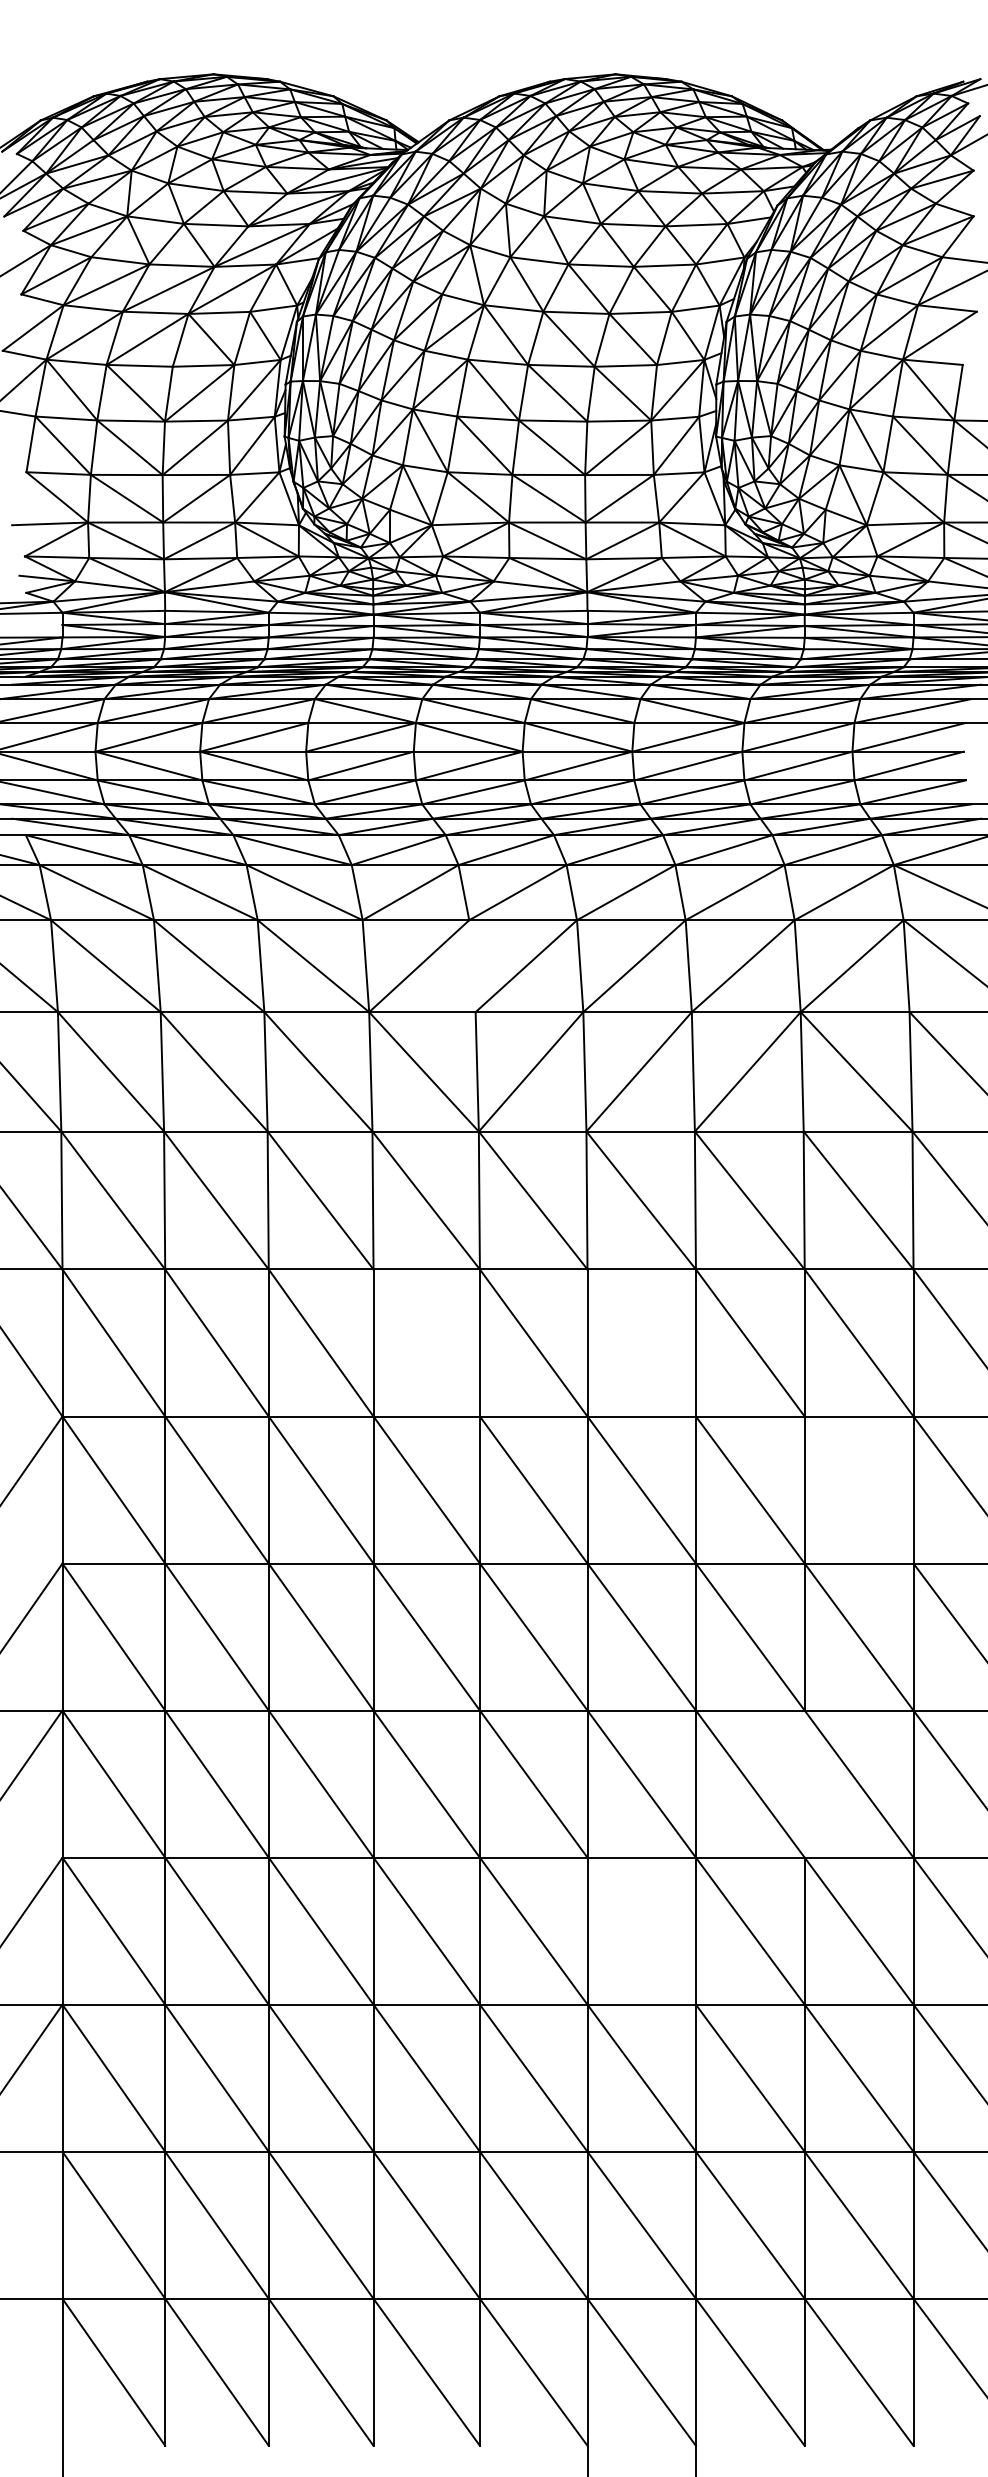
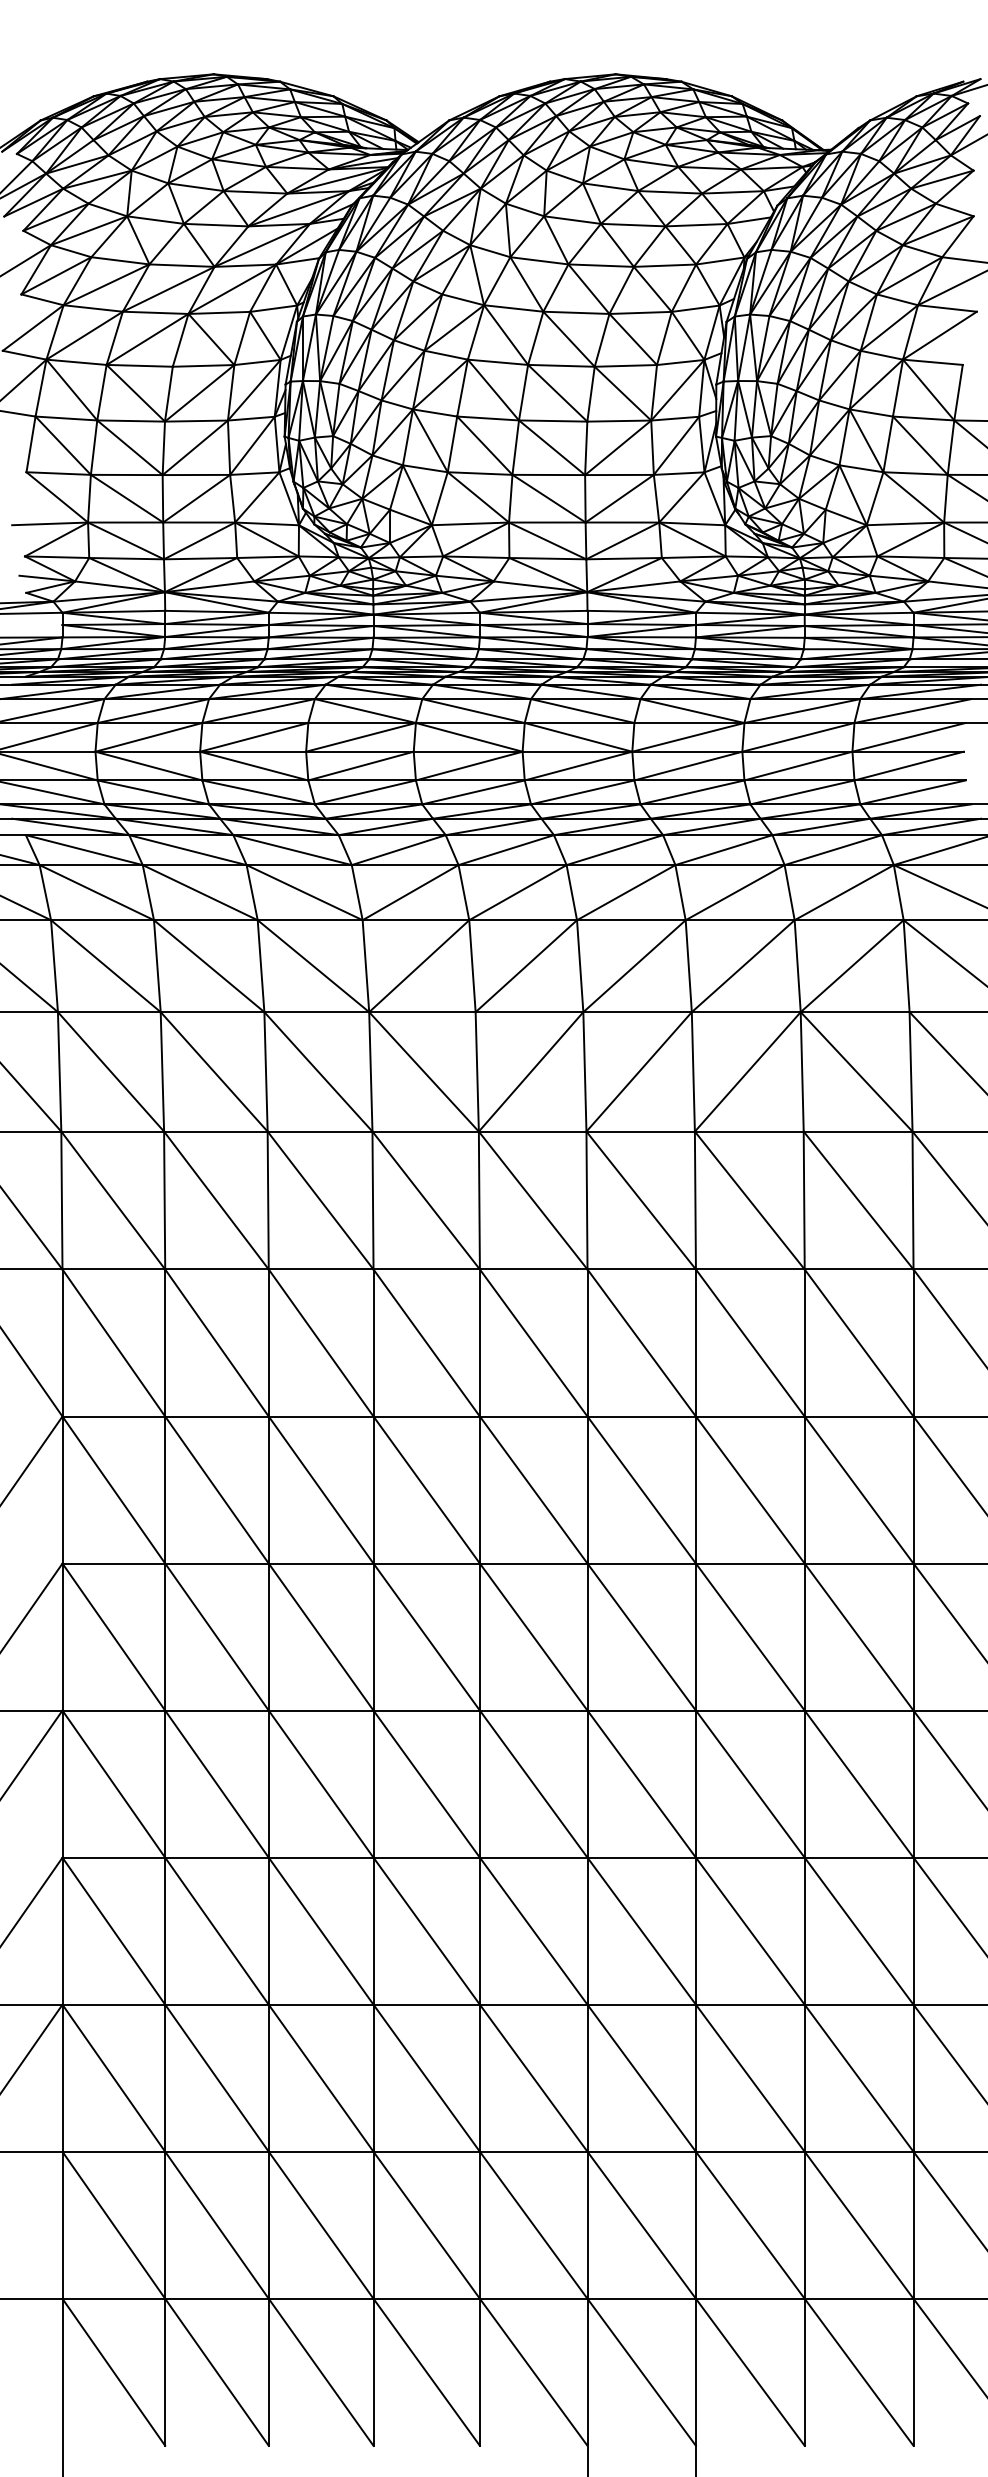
line: none -> present (472, 966)
line: none -> present (426, 1342)
line: none -> present (641, 1342)
line: none -> present (858, 1489)
line: none -> present (804, 1783)
line: none -> present (641, 1930)
